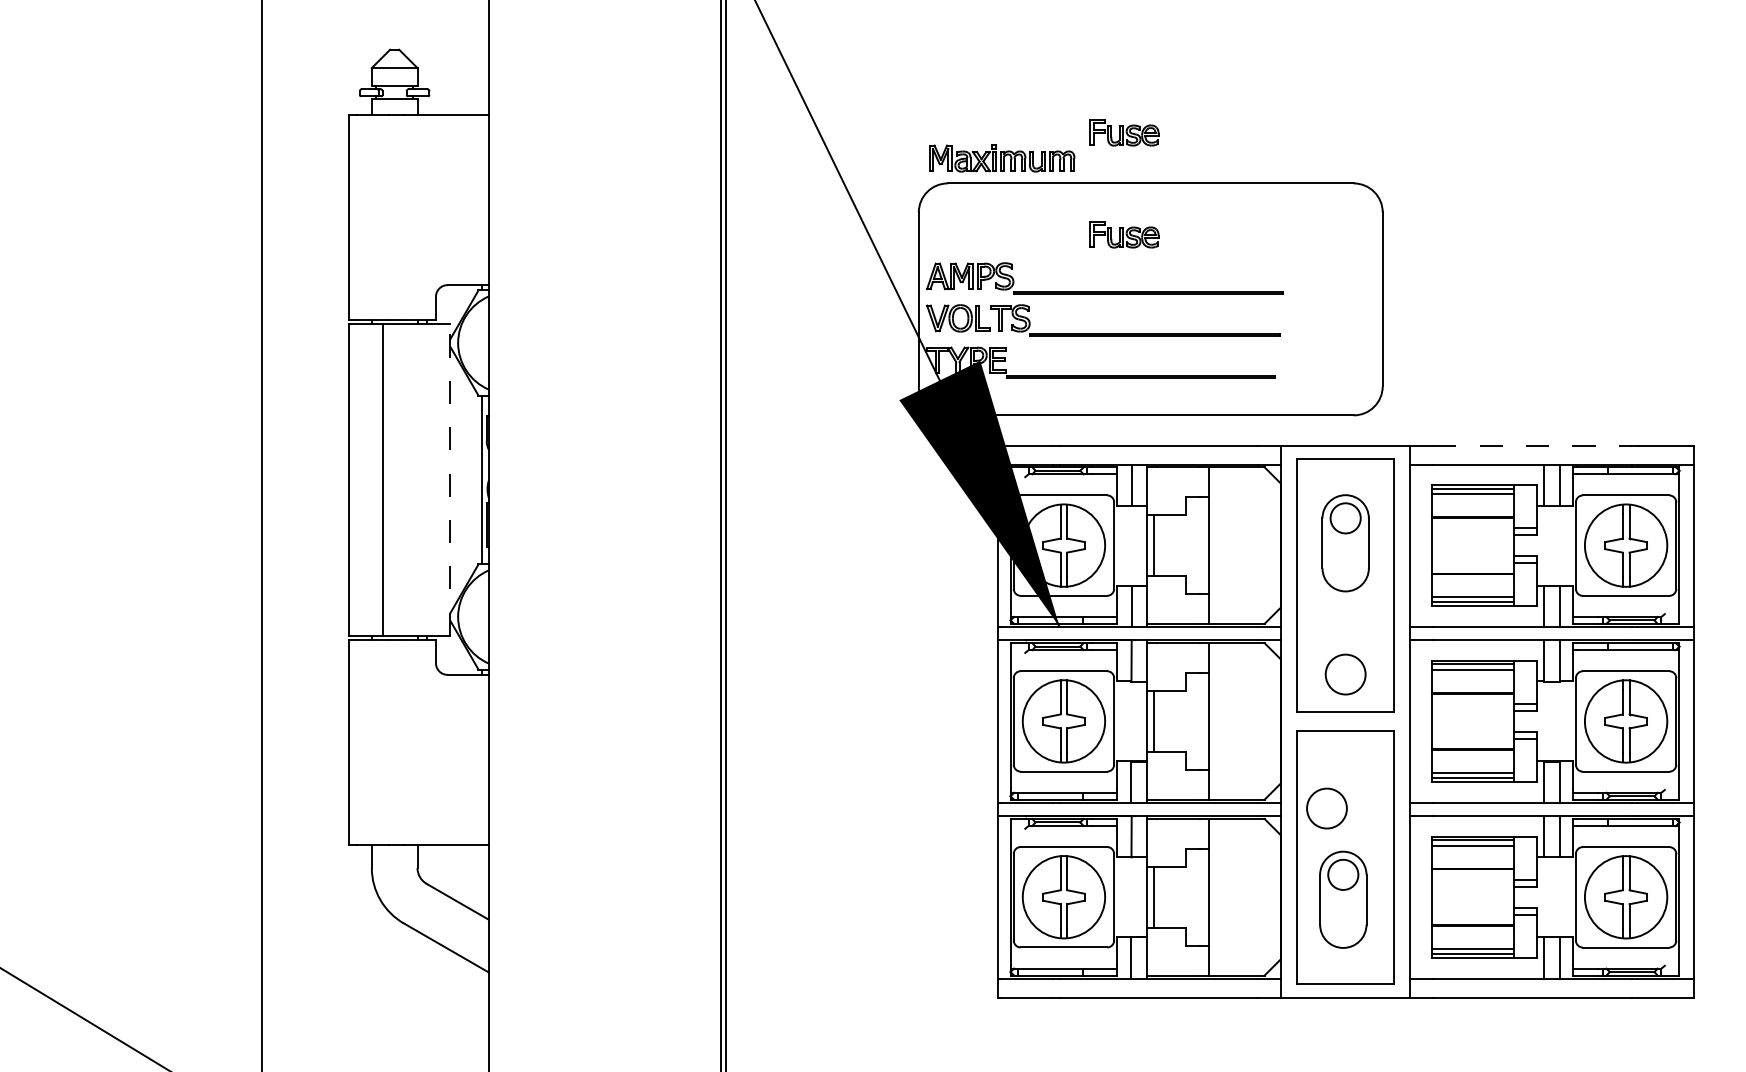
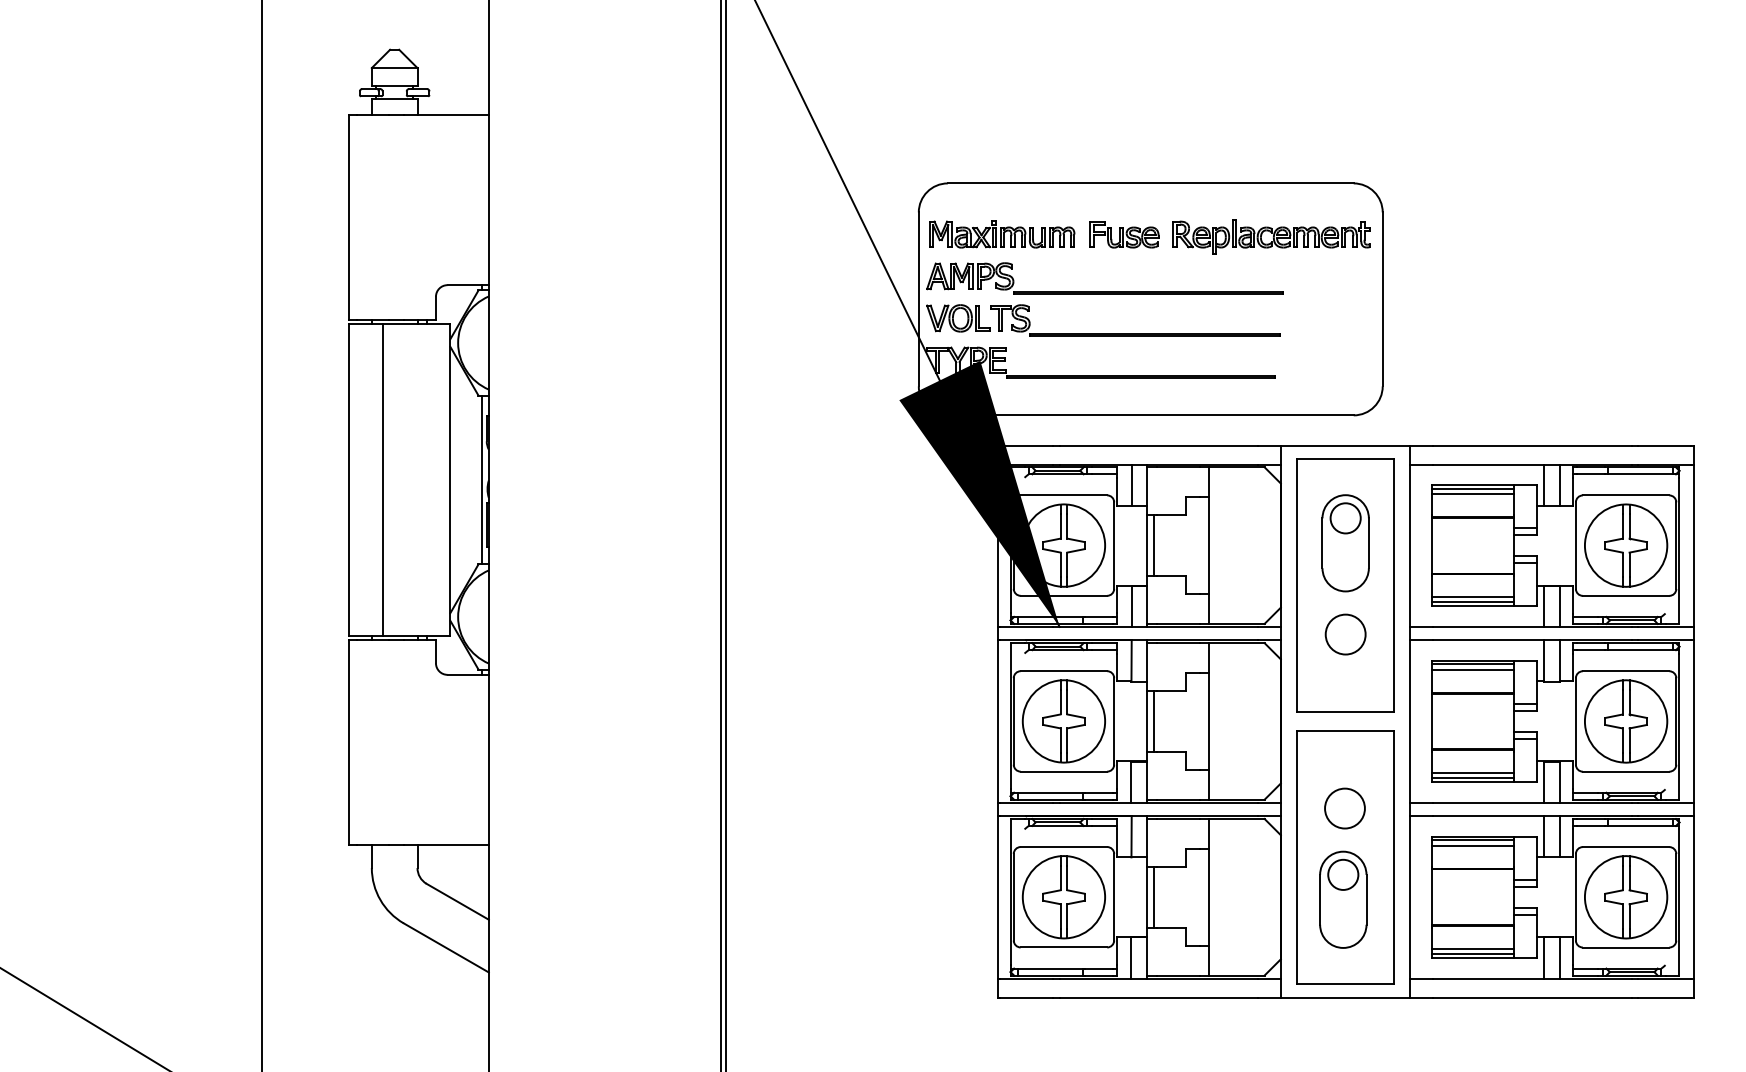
part: present -> none (1124, 132)
part position: (1002, 158) -> (1002, 234) (1002, 234)
part: none -> present (1271, 236)
line: dashed -> solid (1533, 445)
line: dashed -> solid (450, 480)
circle position: (1345, 674) -> (1345, 634) (1345, 634)
circle position: (1326, 808) -> (1344, 808) (1344, 808)
